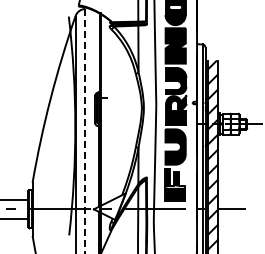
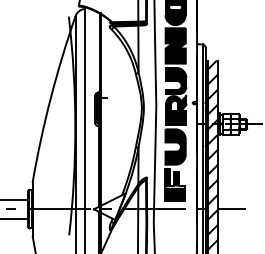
line: dashed -> solid (85, 130)
